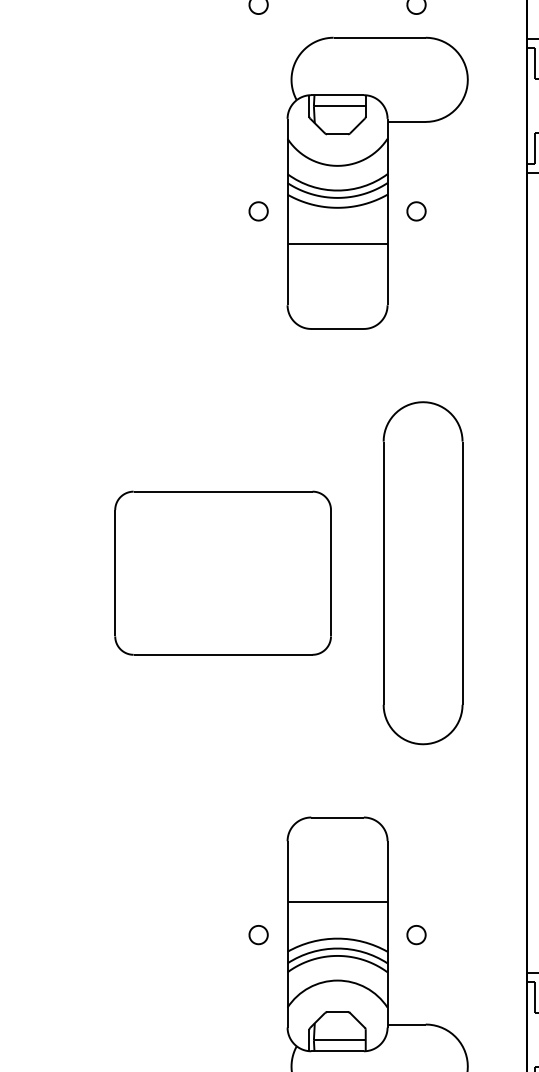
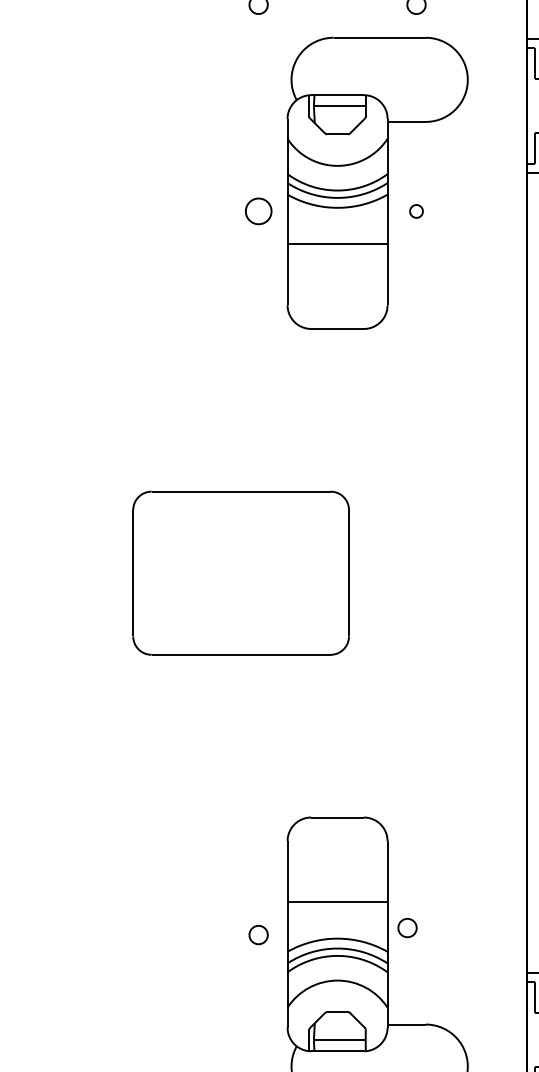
part size: 21x21 px -> 28x29 px (258, 211)
part size: 21x21 px -> 15x15 px (416, 211)
part position: (222, 572) -> (240, 572) (240, 572)
part: present -> none (422, 573)
part position: (416, 935) -> (407, 928) (407, 928)
